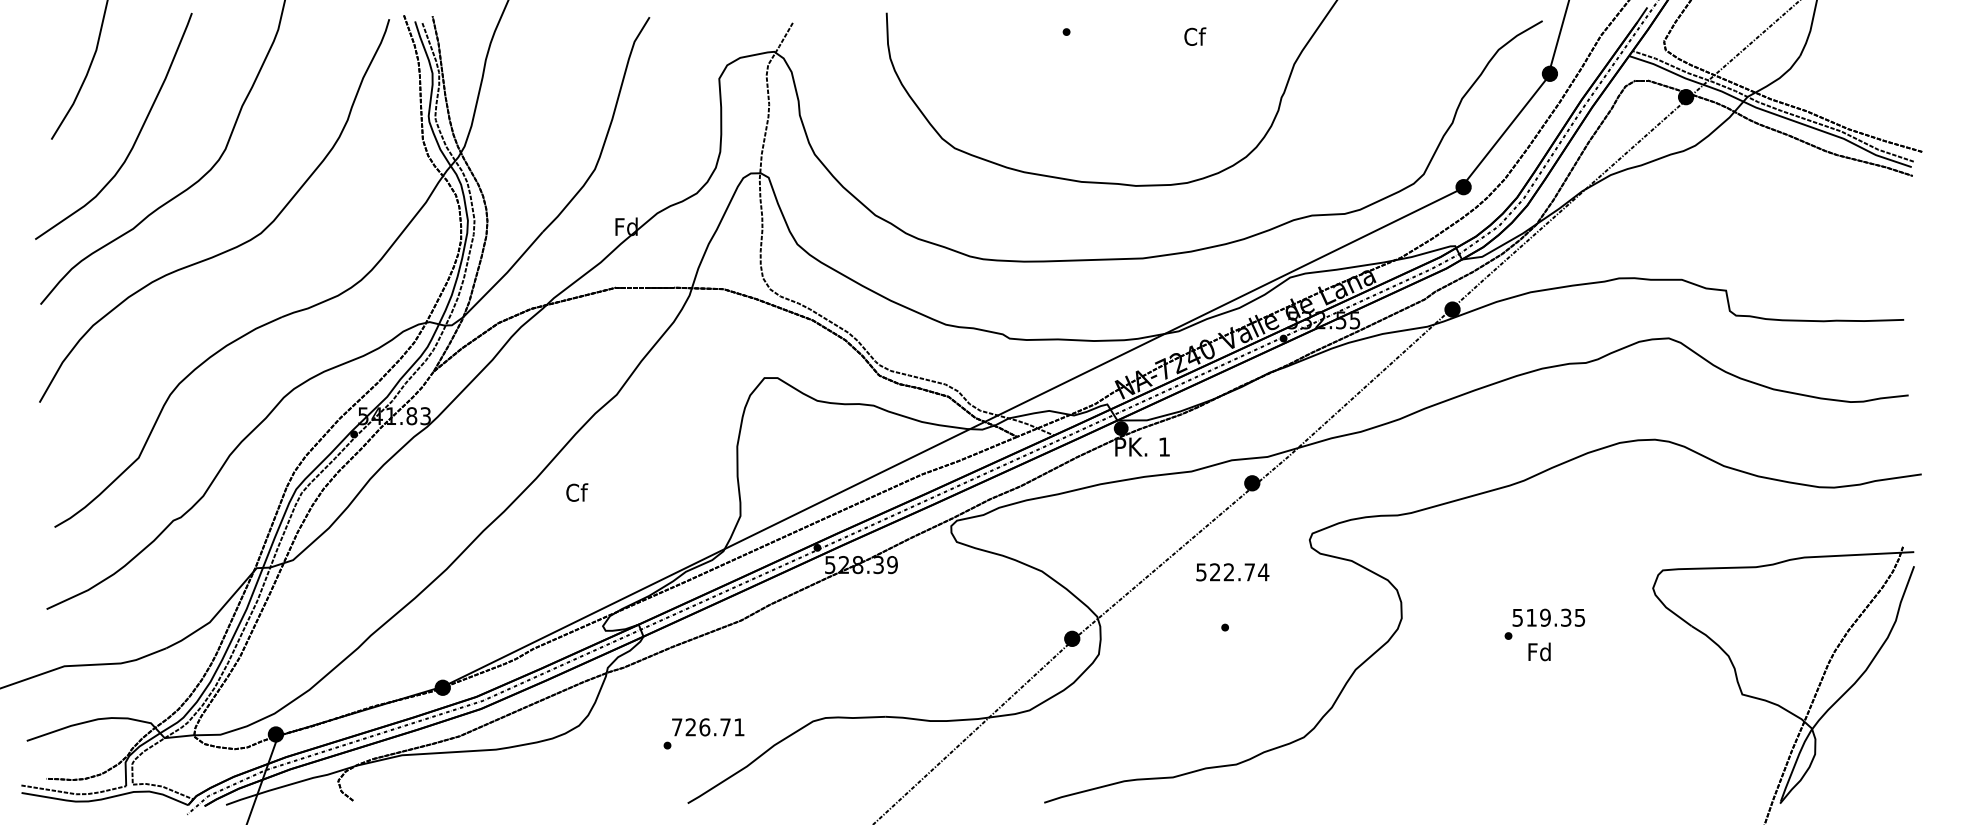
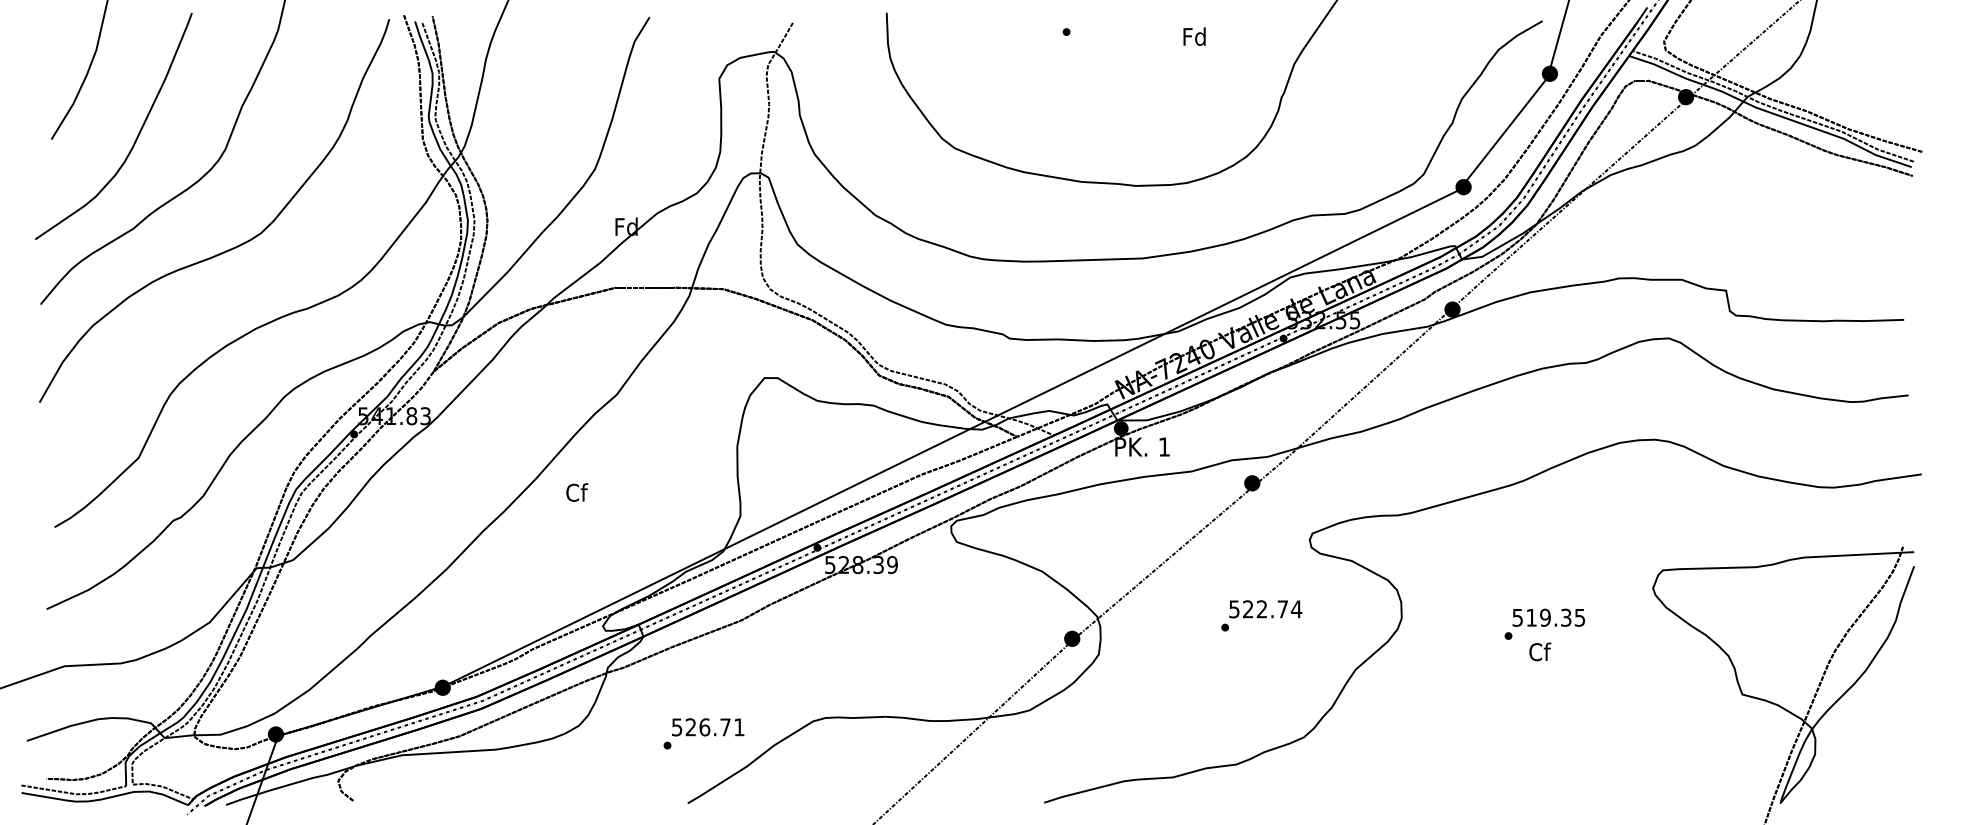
text: Cf -> Fd (1194, 36)
text position: (1232, 572) -> (1265, 609) (1265, 609)
text: Fd -> Cf (1539, 651)
text: 726.71 -> 526.71 (677, 727)
